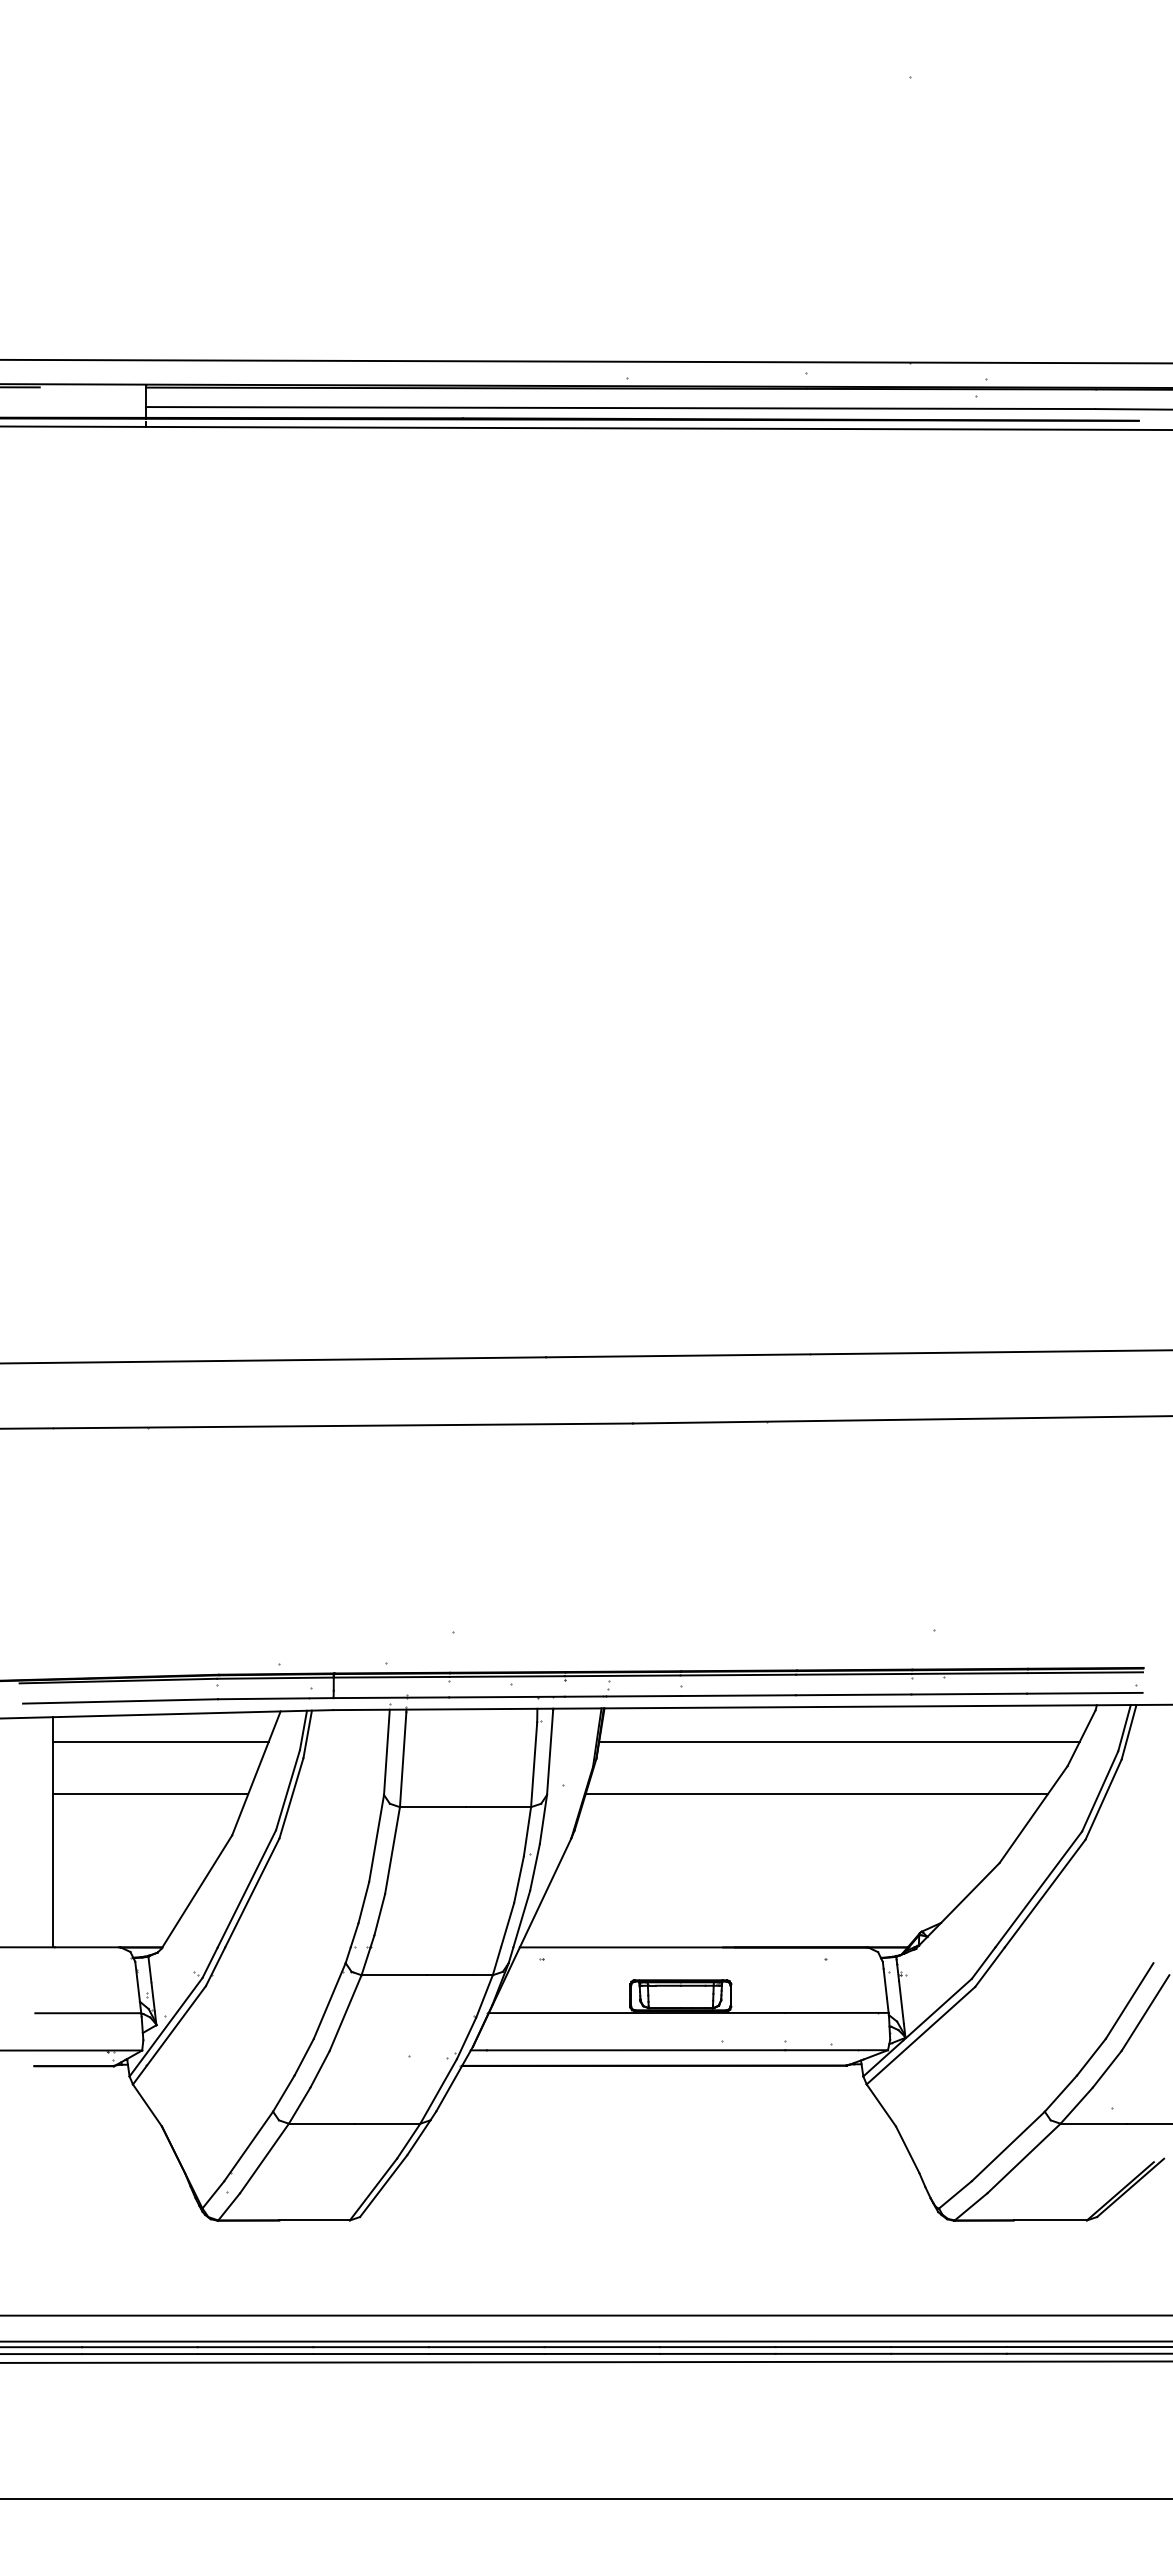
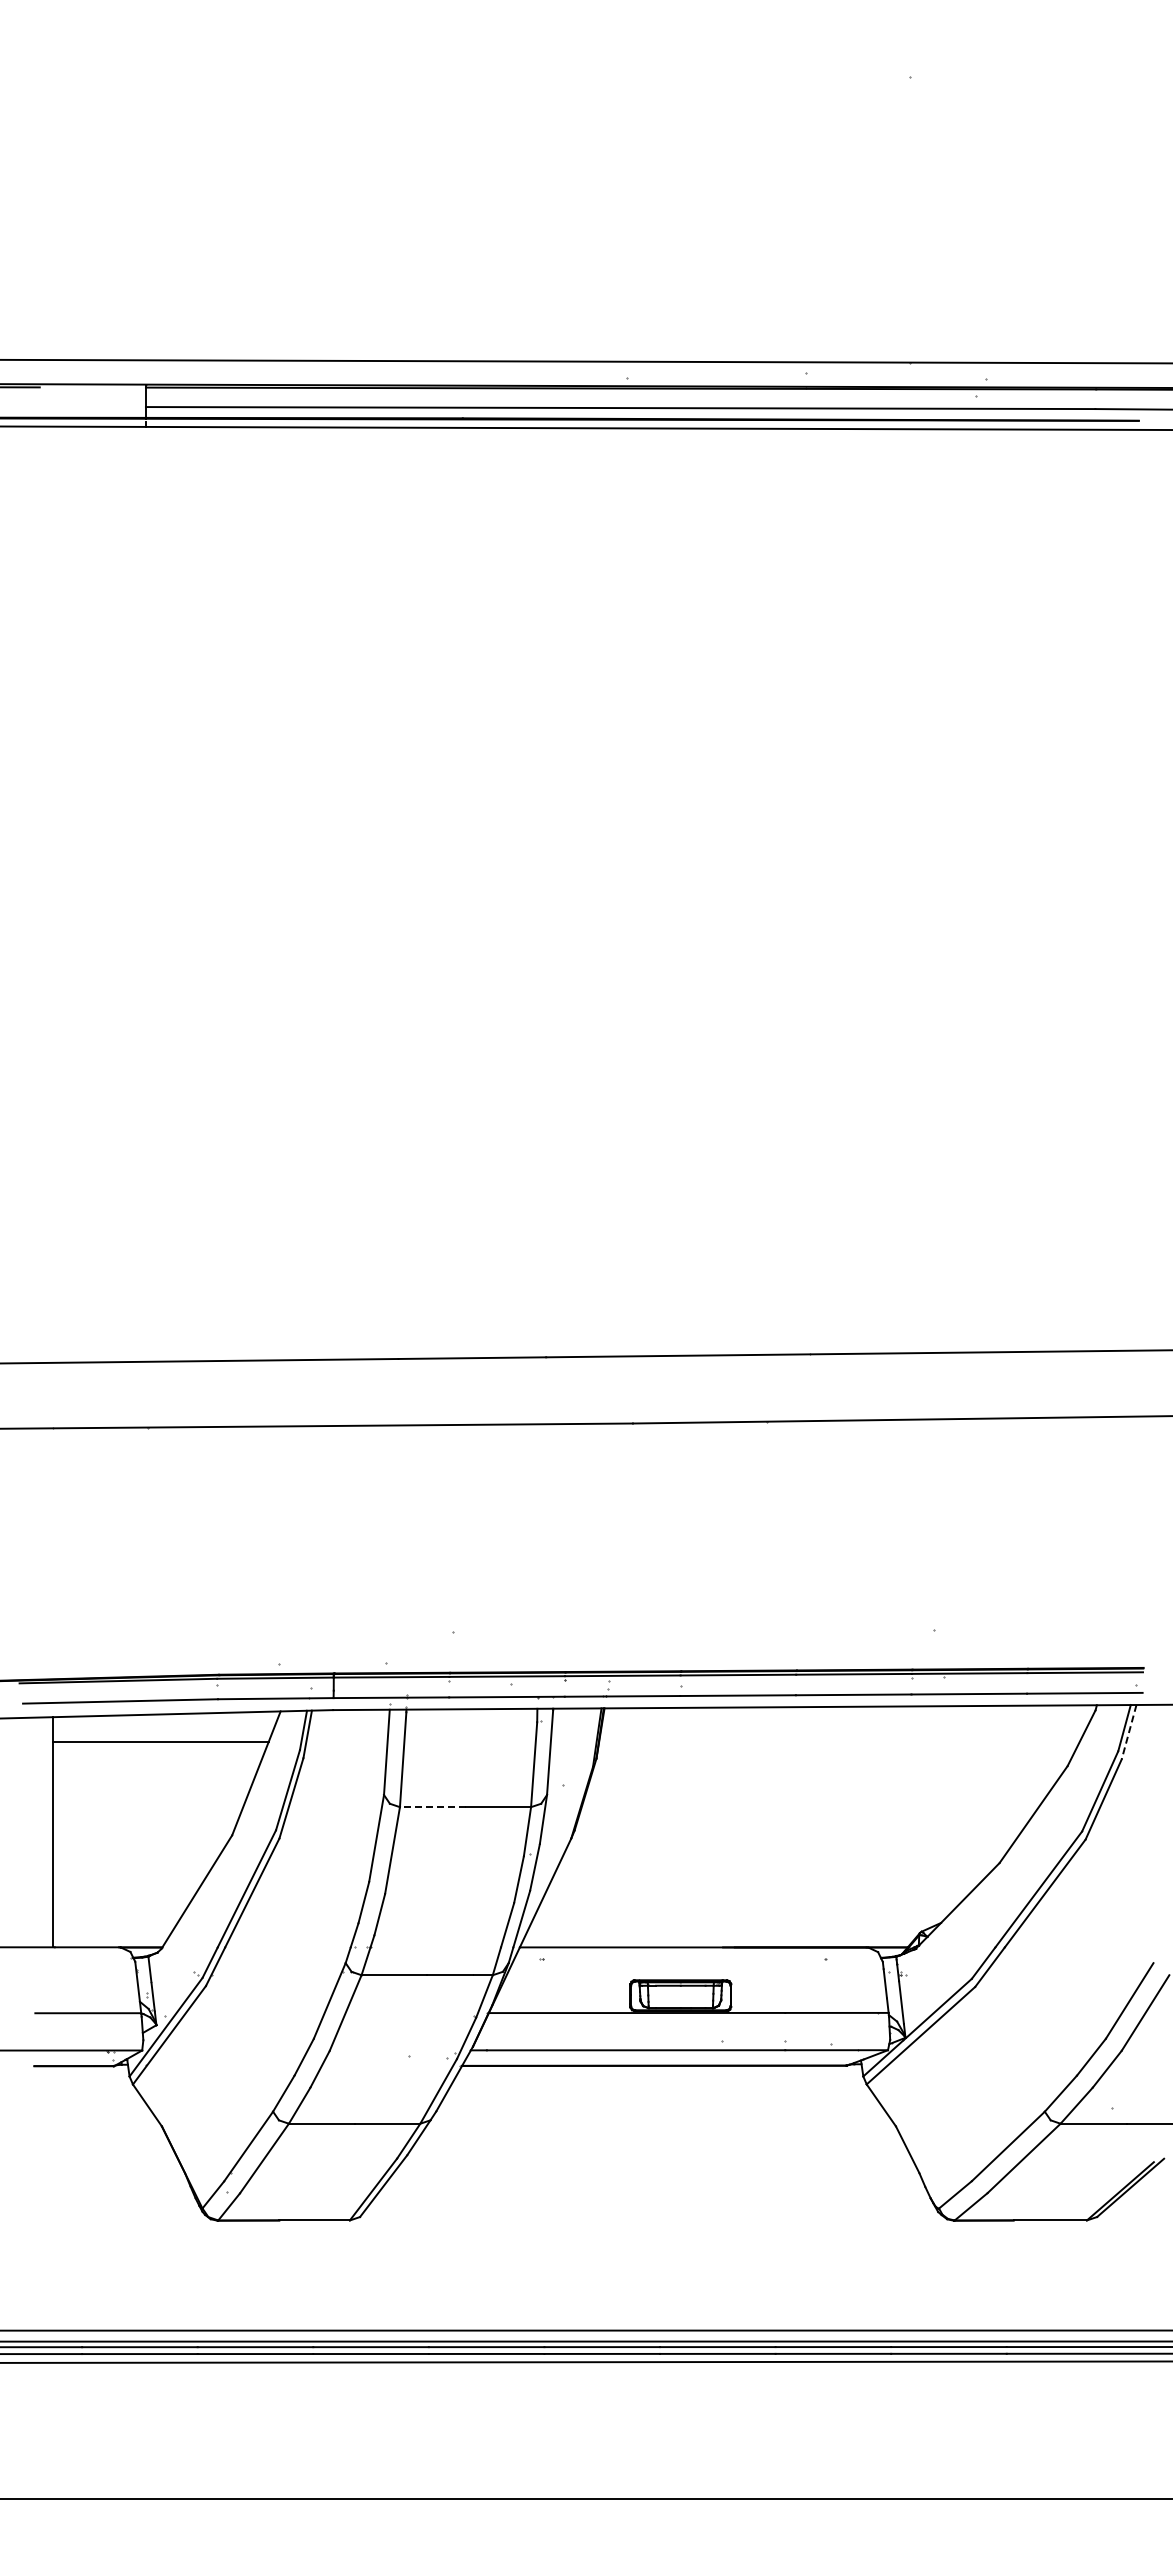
line: solid -> dashed (1128, 1732)
line: present -> none (839, 1741)
line: present -> none (150, 1794)
line: present -> none (816, 1794)
line: solid -> dashed (432, 1807)
line position: (585, 2315) -> (585, 2330) (585, 2330)
